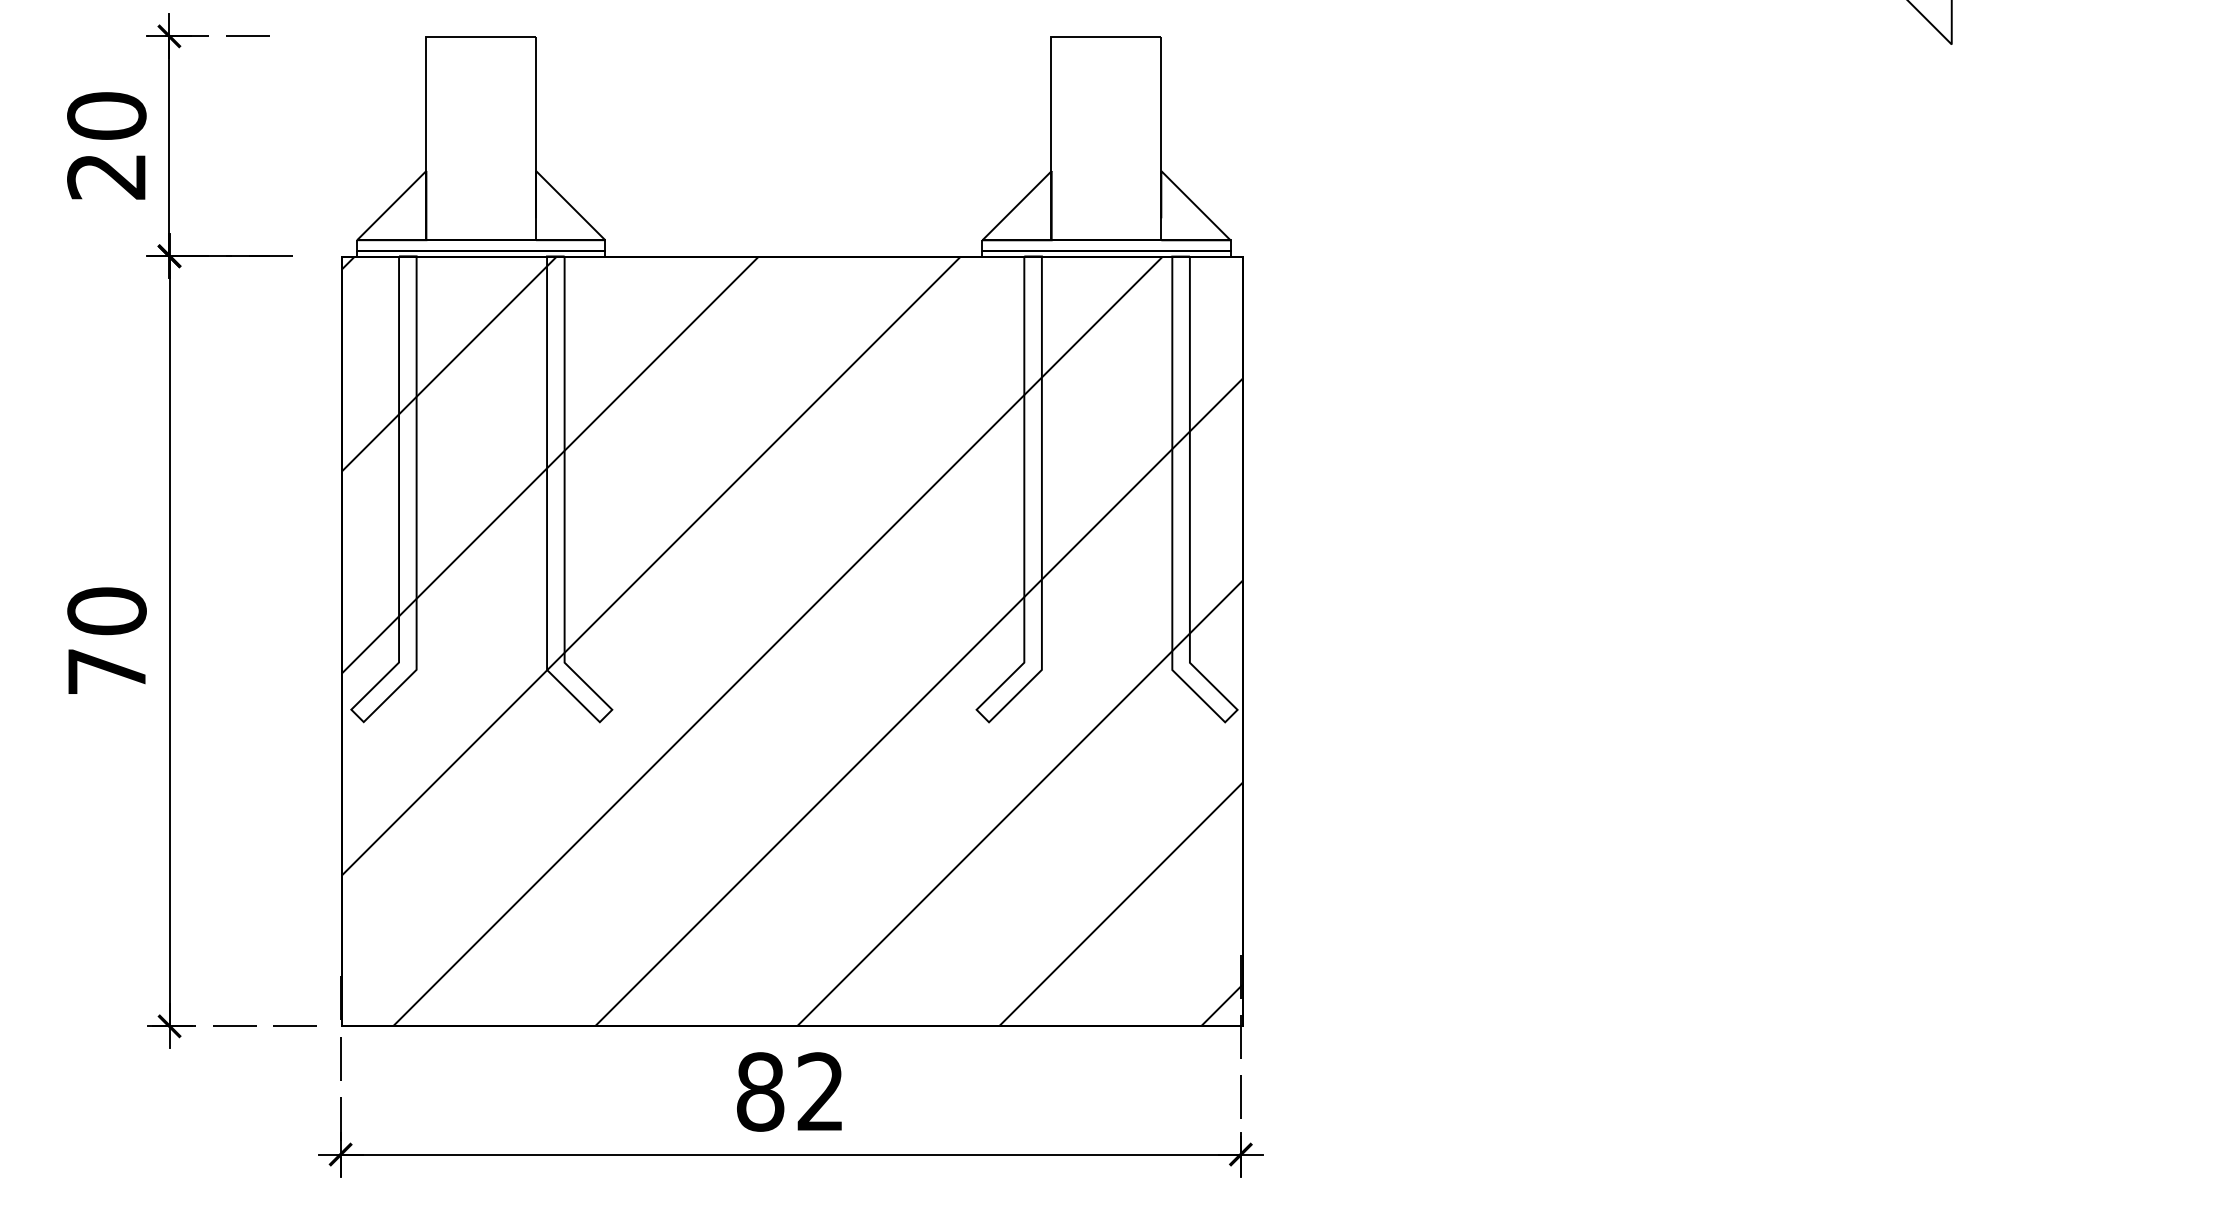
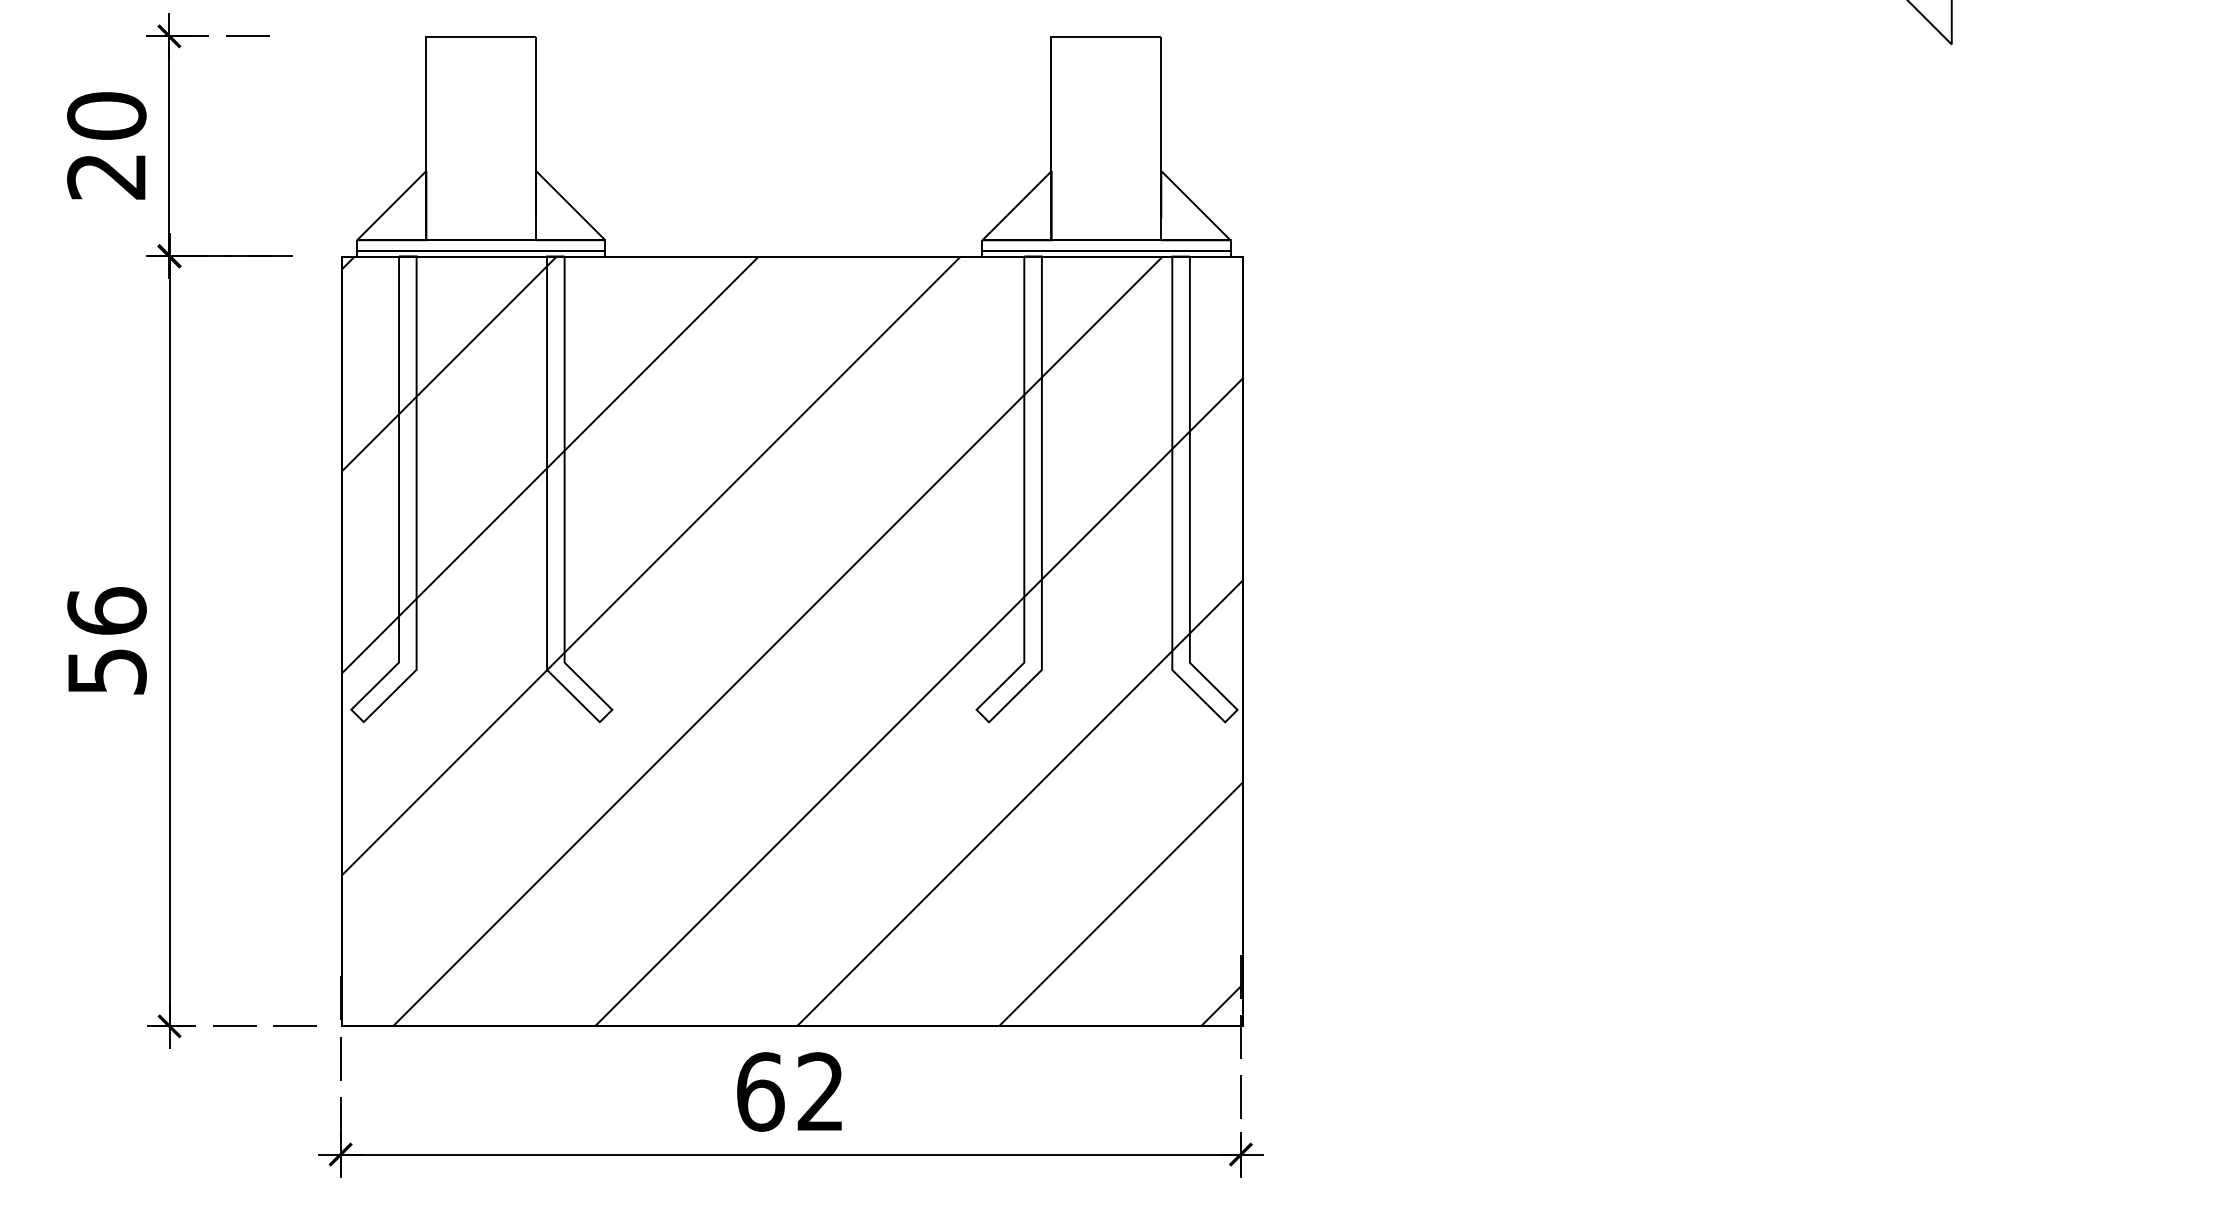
text: 70 -> 56 (106, 640)
text: 82 -> 62 (760, 1091)
